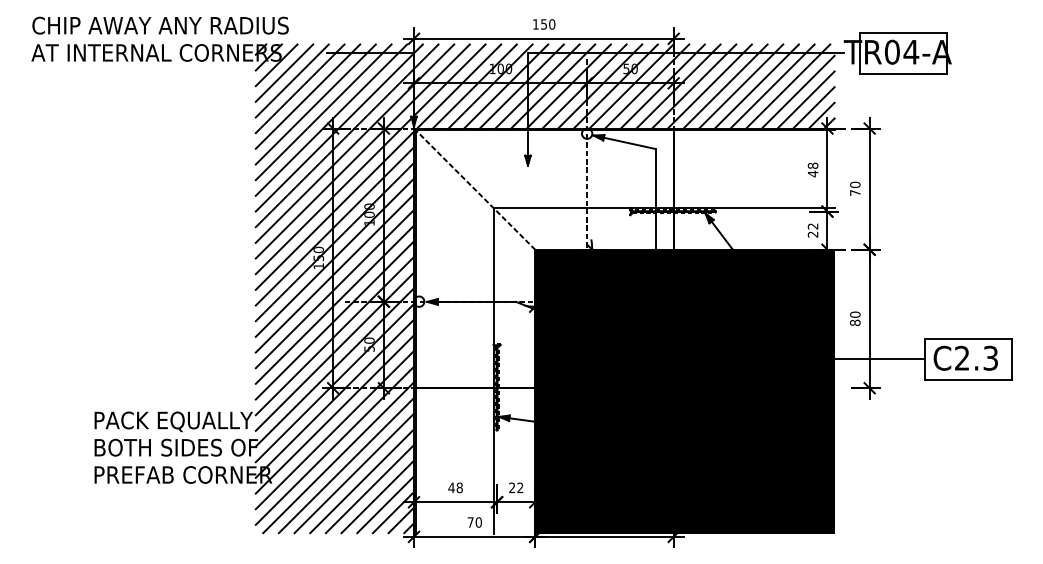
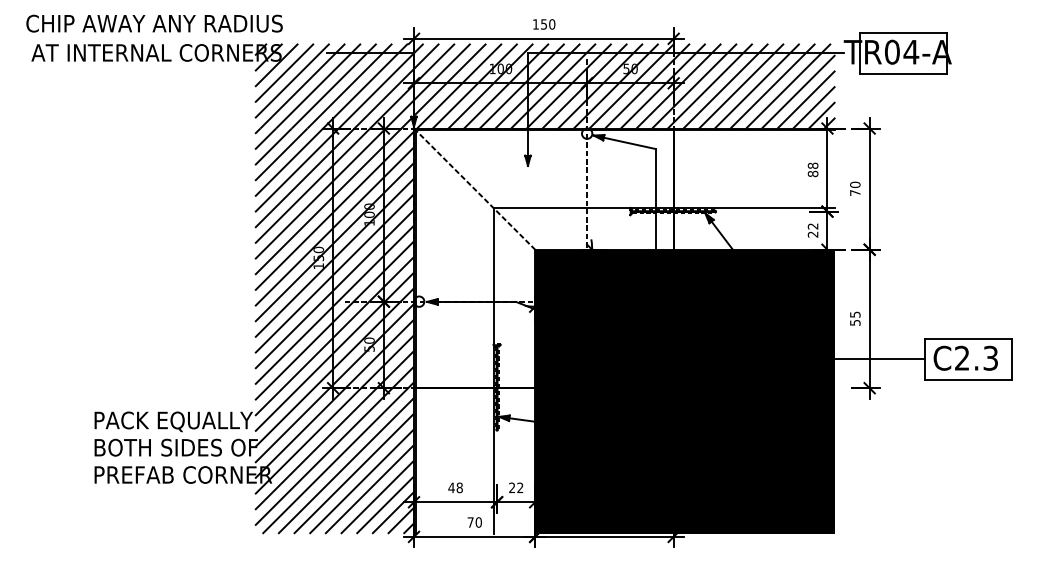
text position: (160, 25) -> (154, 23) (154, 23)
text: 48 -> 88 (812, 173)
text: 80 -> 55 (855, 318)
